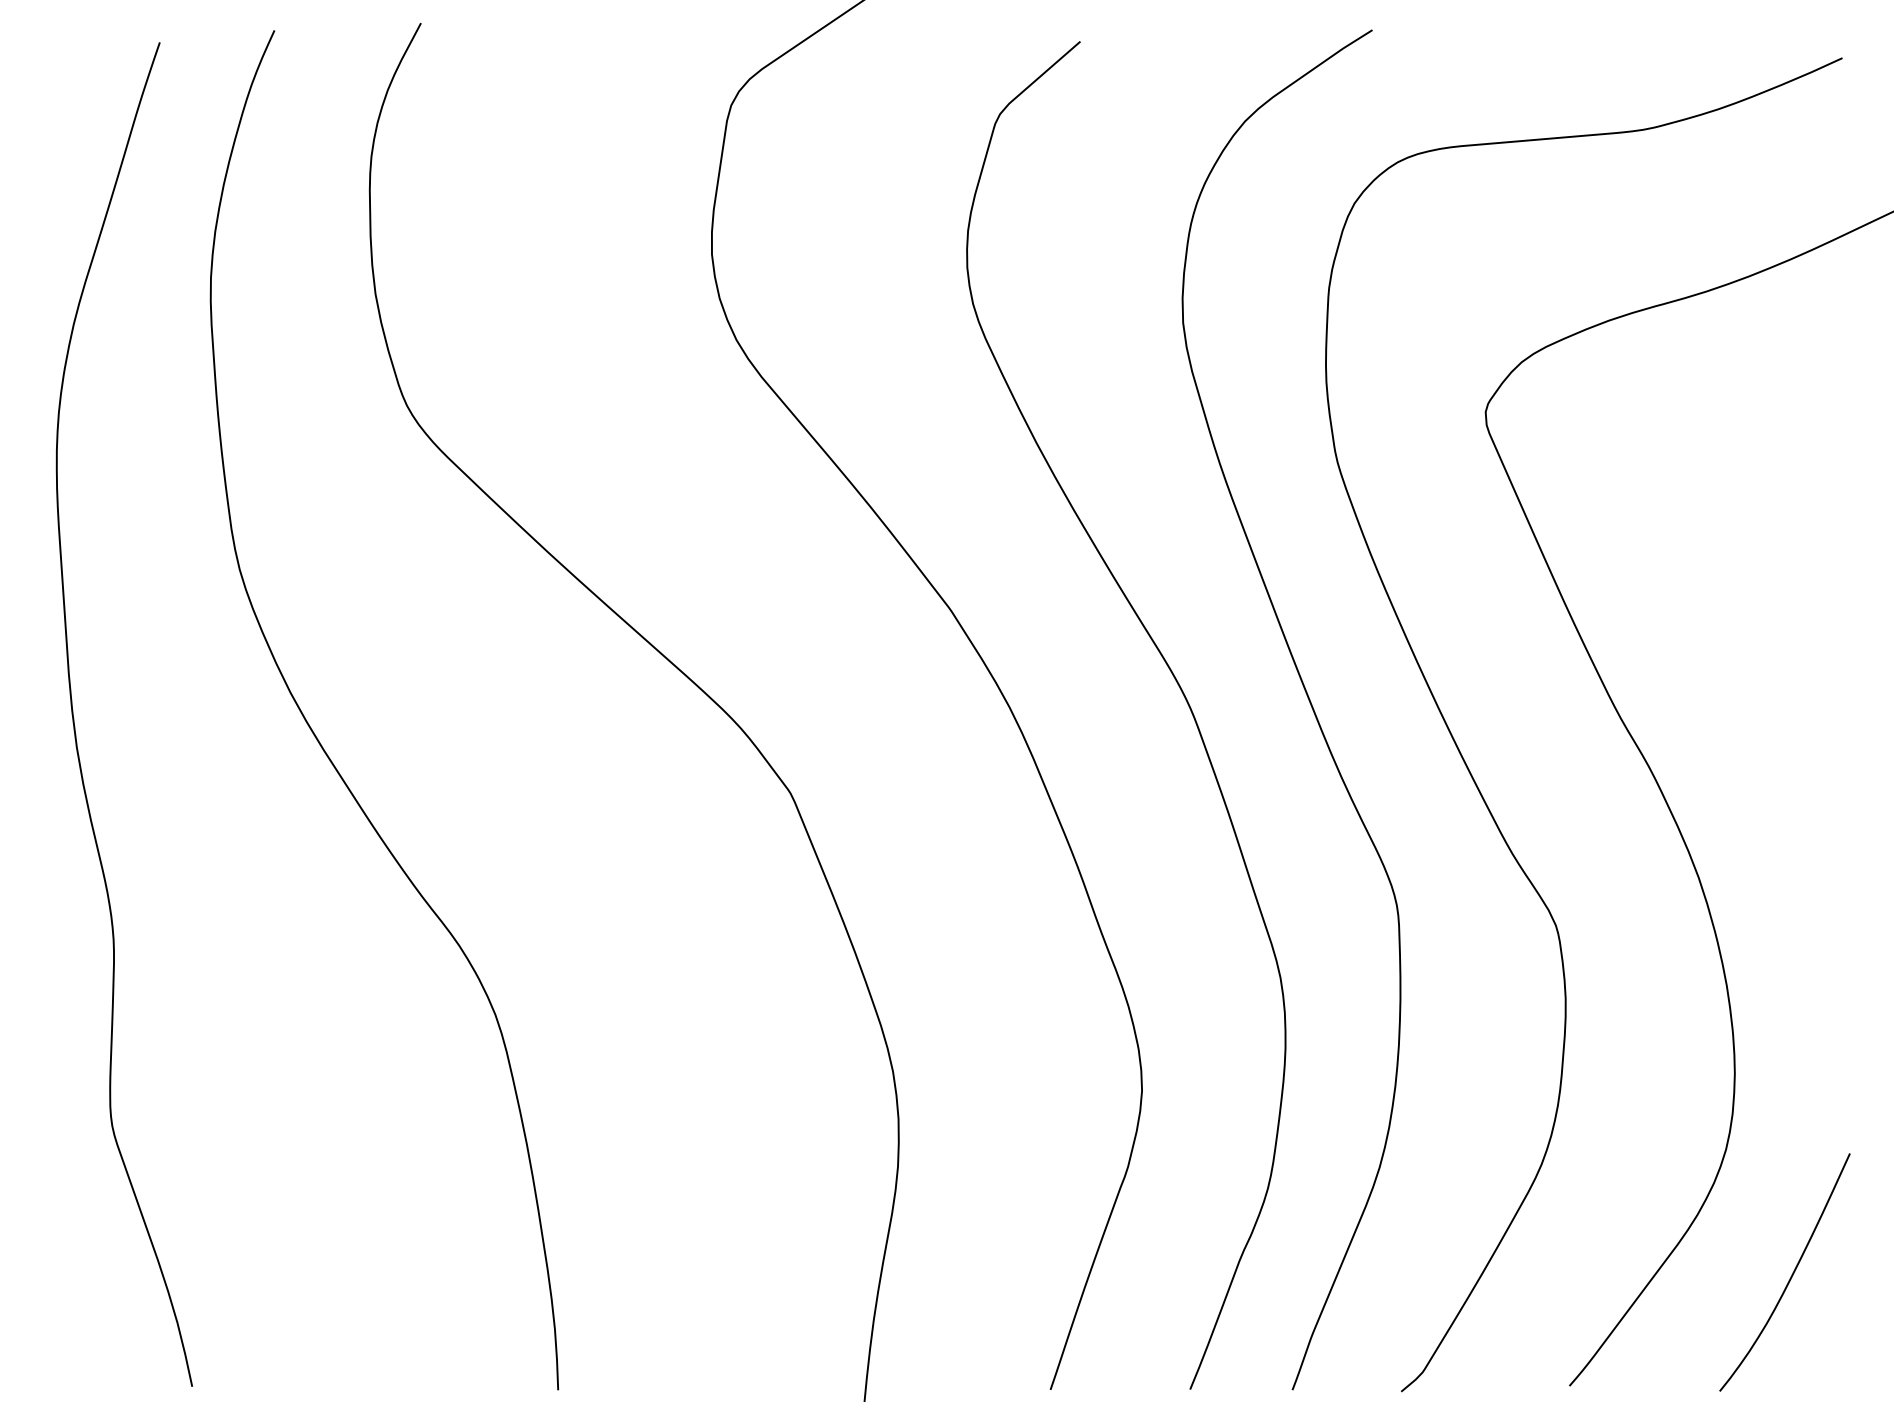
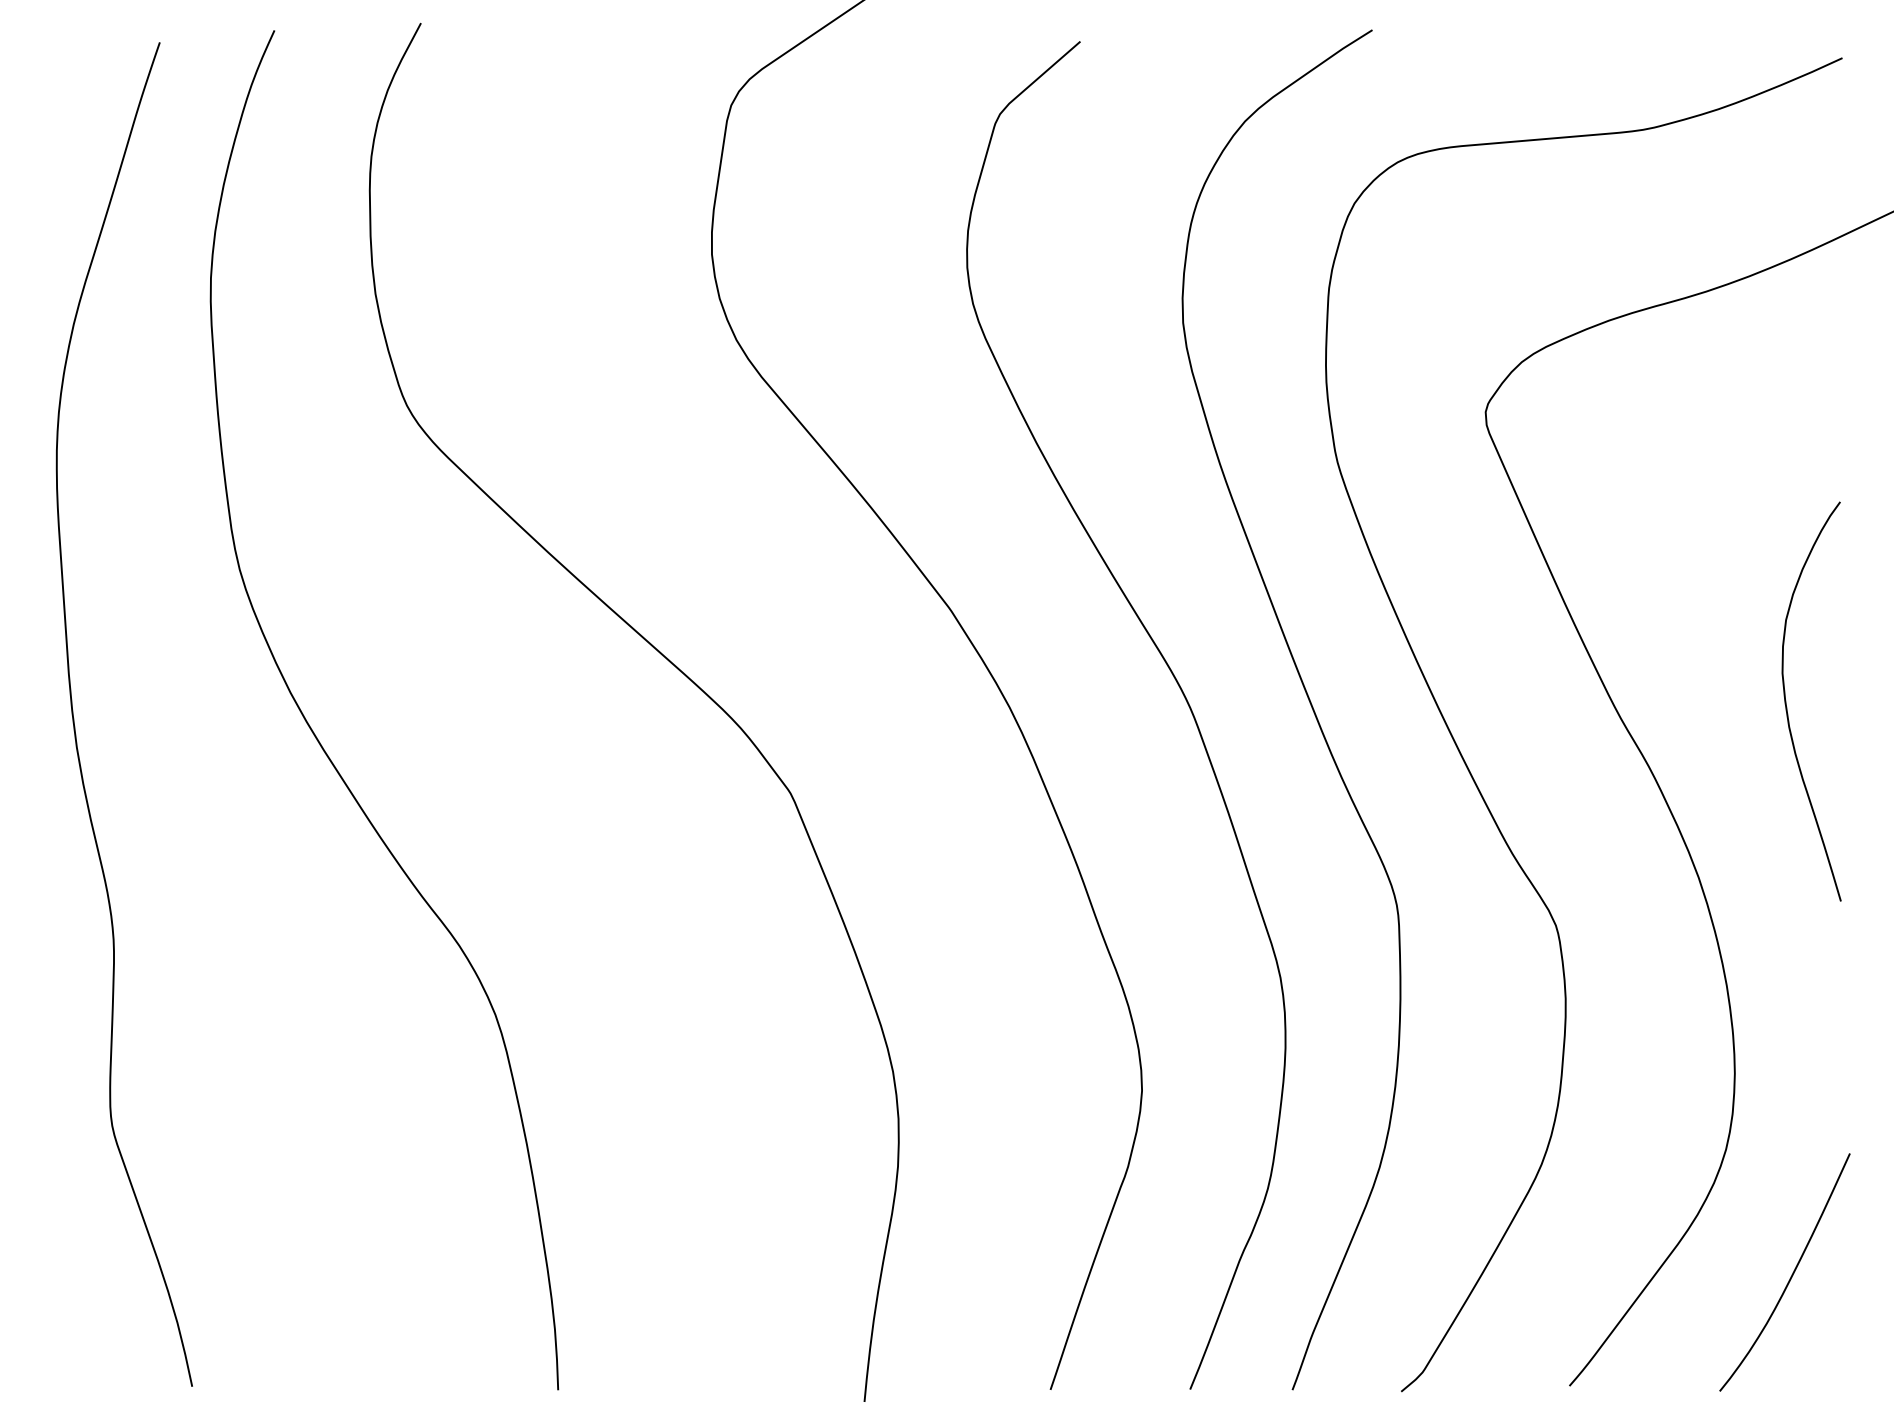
curve: none -> present (1787, 707)
